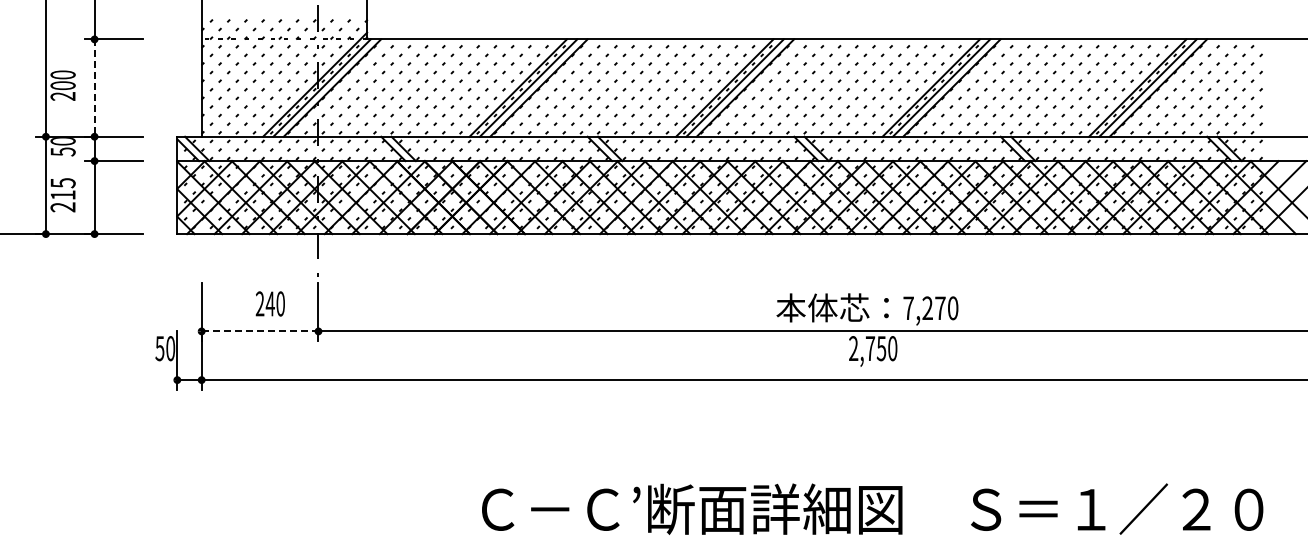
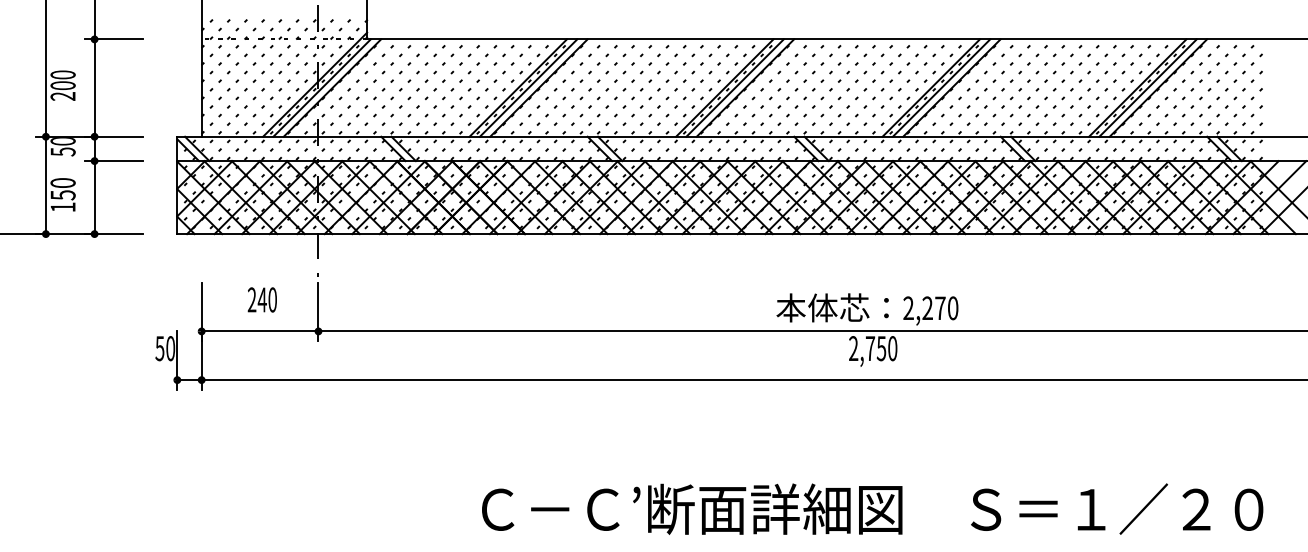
line: dashed -> solid (94, 88)
text: 215 -> 150 (62, 195)
text position: (269, 303) -> (261, 299) (261, 299)
text: 7,270 -> 2,270 (908, 307)
line: dashed -> solid (260, 331)
